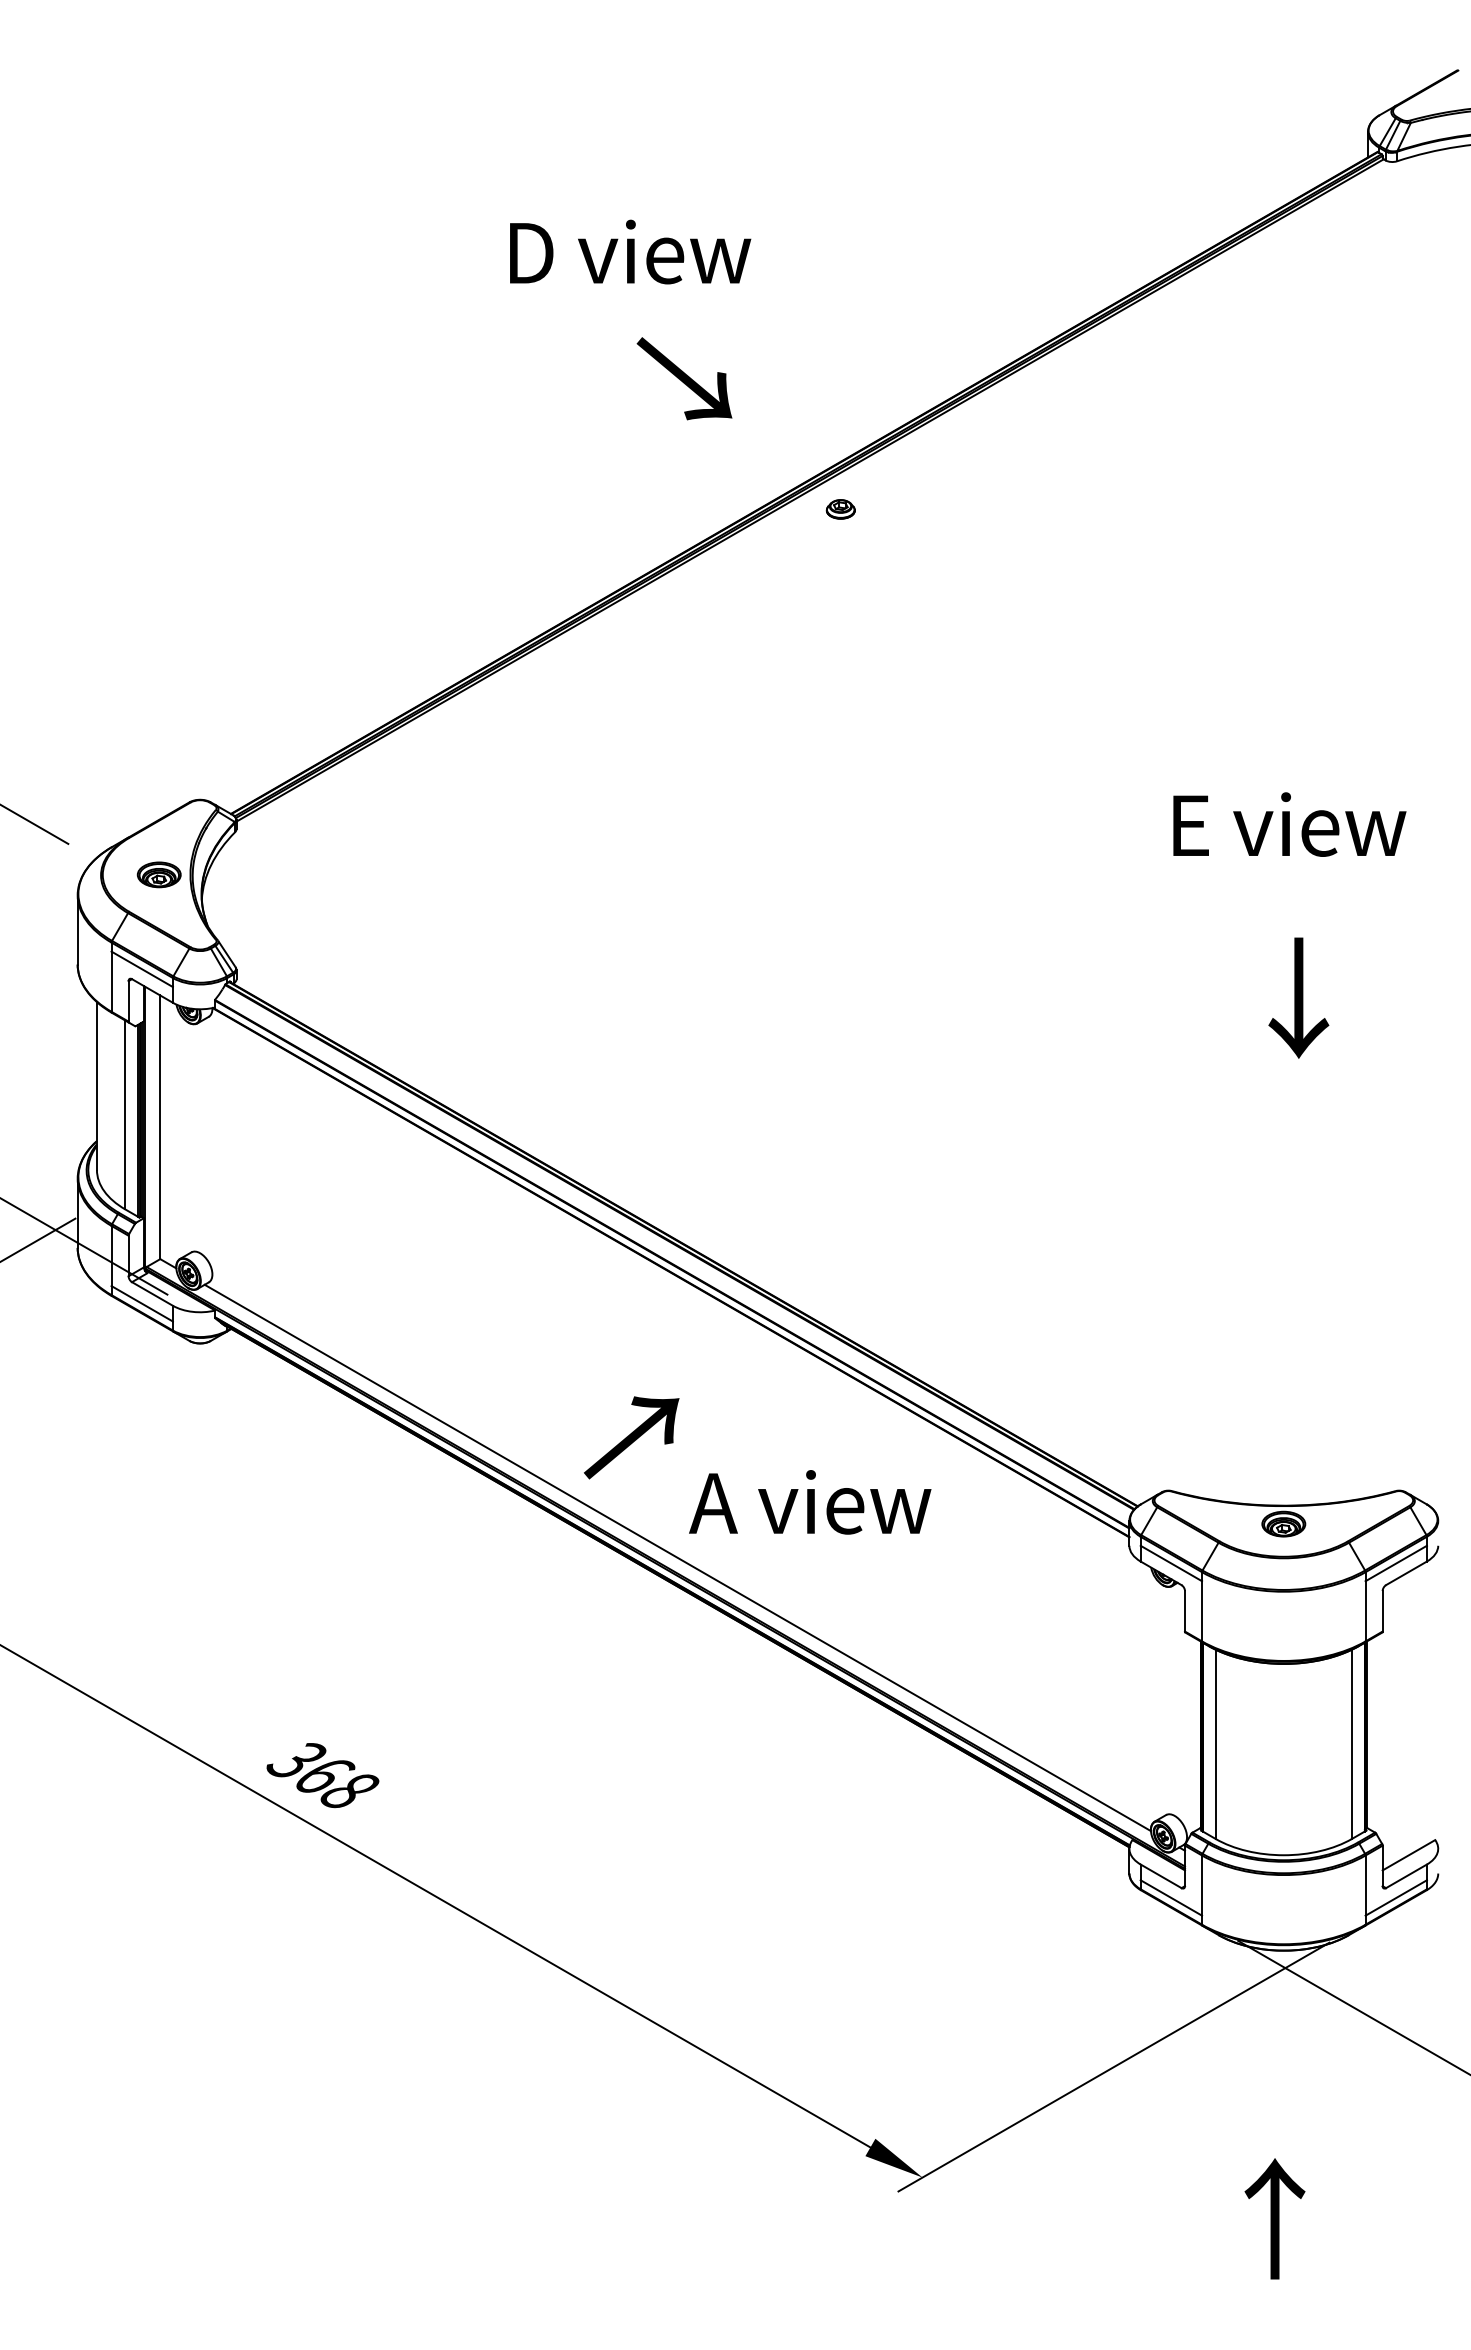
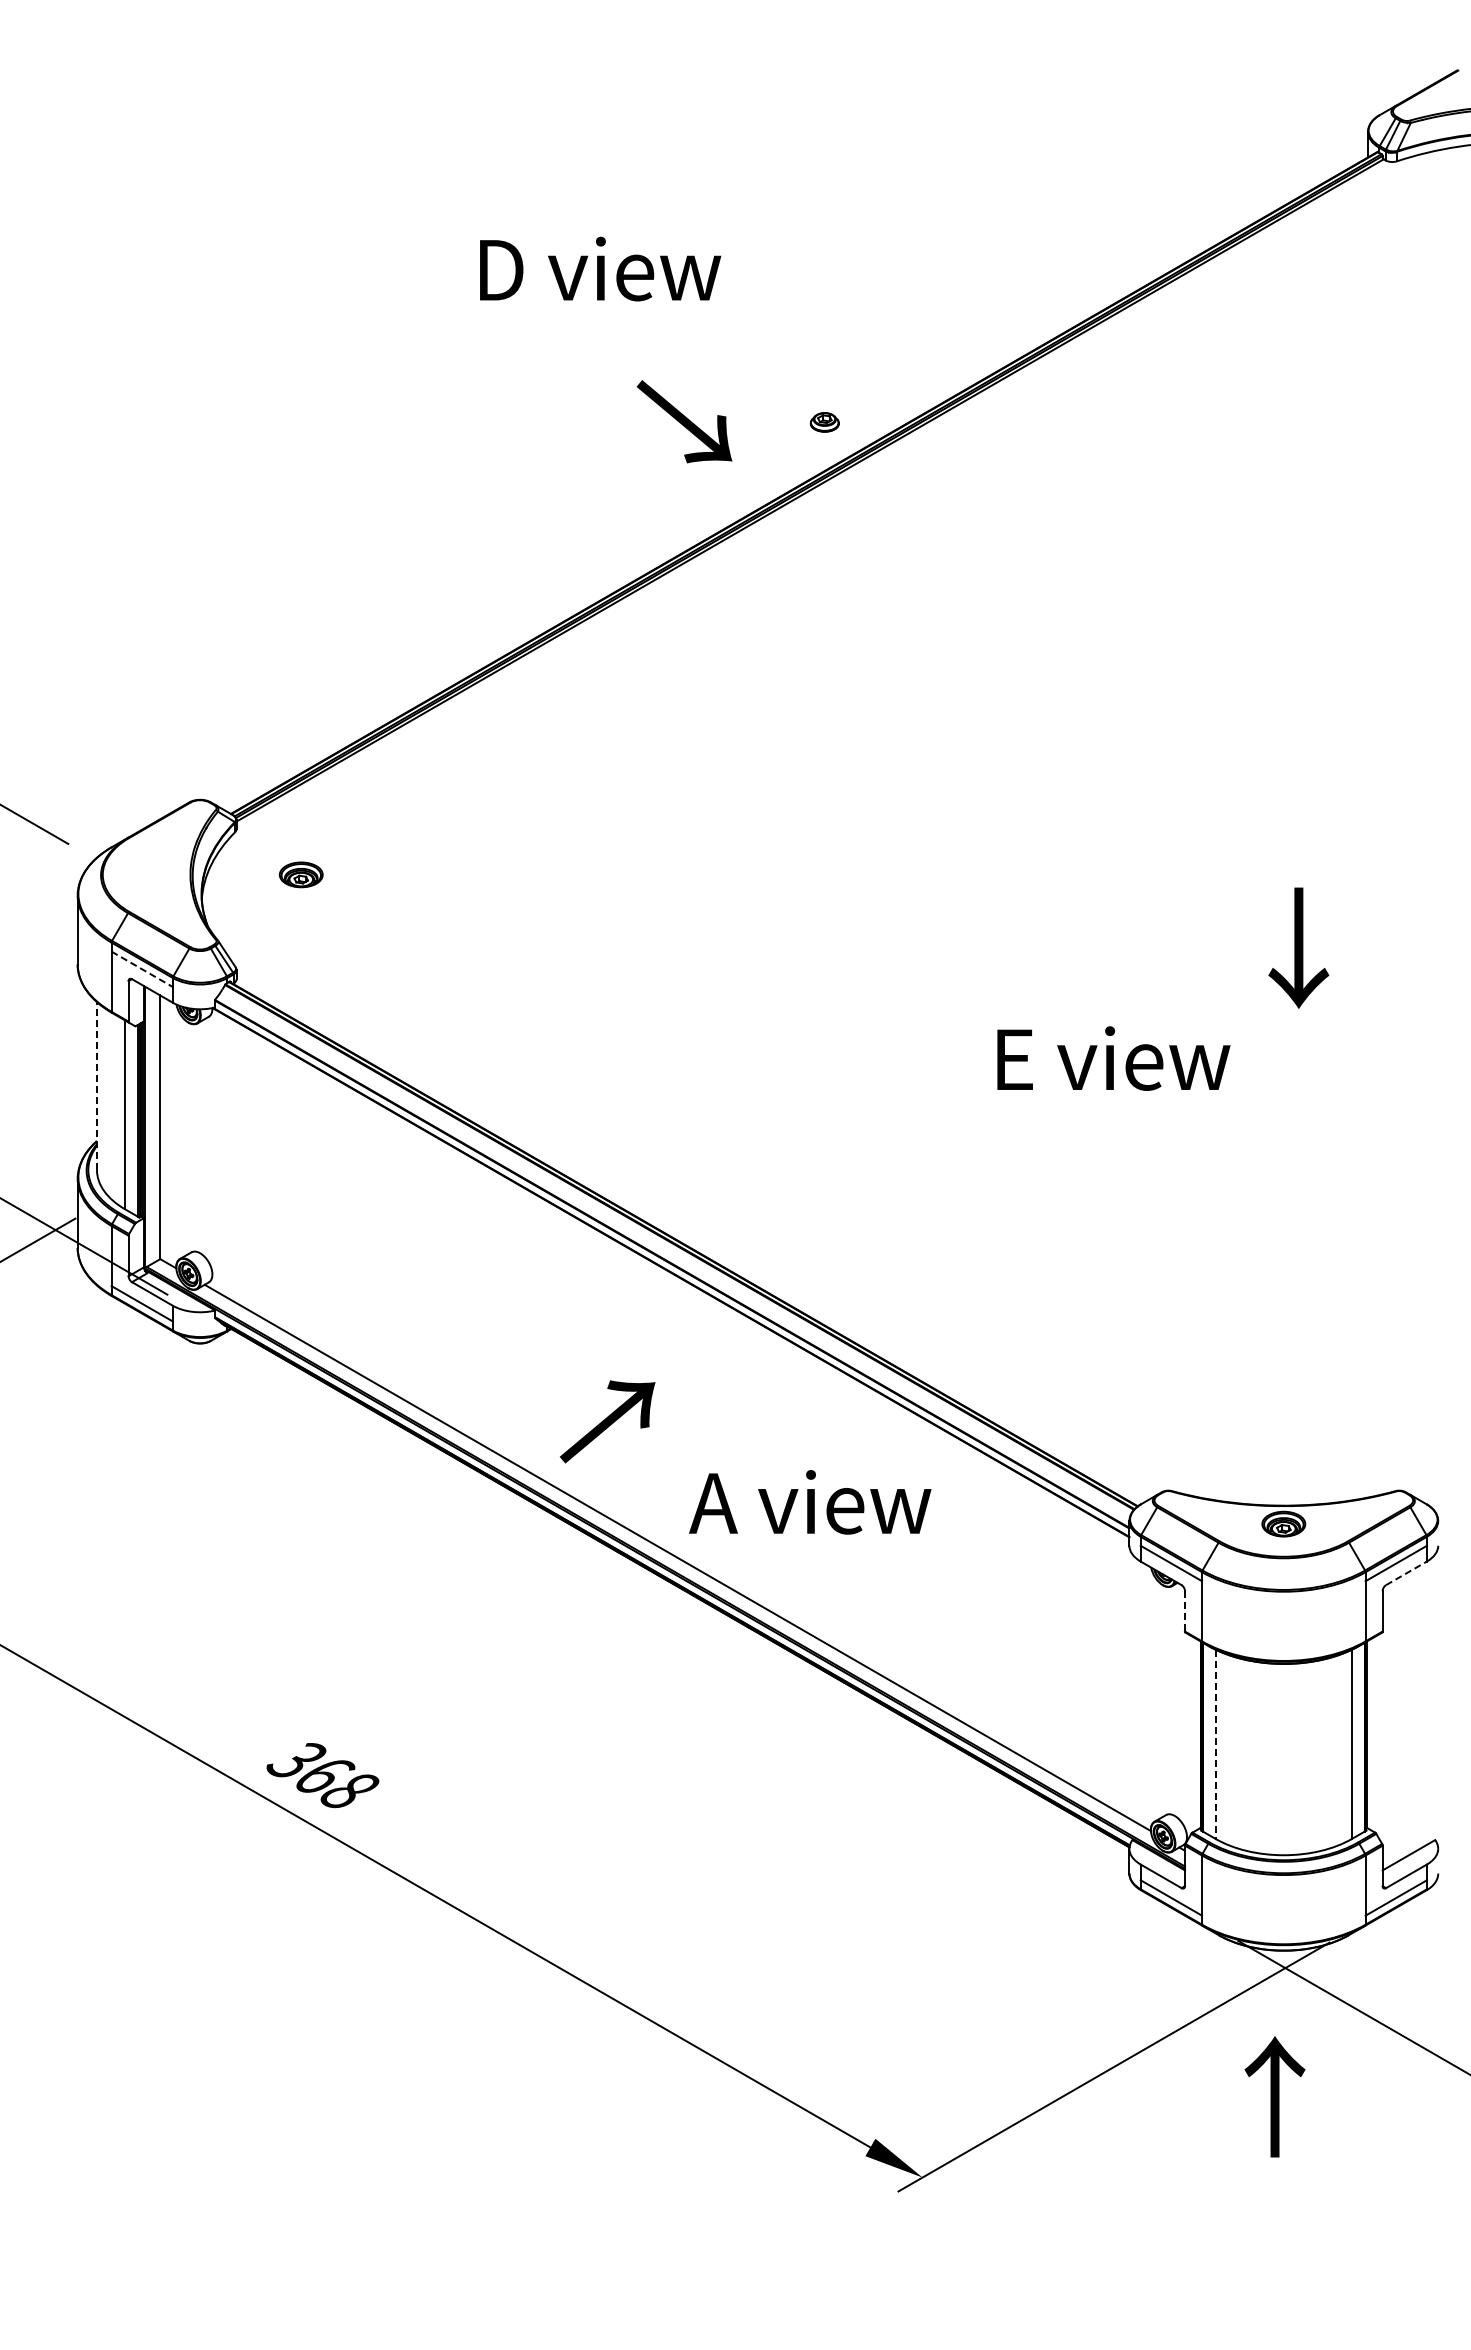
text position: (630, 251) -> (600, 268) (600, 268)
text position: (684, 378) -> (684, 421) (684, 421)
part position: (840, 509) -> (824, 422) (824, 422)
text position: (1289, 824) -> (1113, 1058) (1113, 1058)
part position: (158, 874) -> (300, 874) (300, 874)
line: solid -> dashed (142, 969)
text position: (1298, 997) -> (1298, 947) (1298, 947)
line: solid -> dashed (96, 1086)
text position: (631, 1437) -> (607, 1421) (607, 1421)
line: solid -> dashed (1406, 1573)
line: solid -> dashed (1185, 1611)
line: solid -> dashed (1215, 1744)
text position: (1274, 2218) -> (1274, 2096) (1274, 2096)
